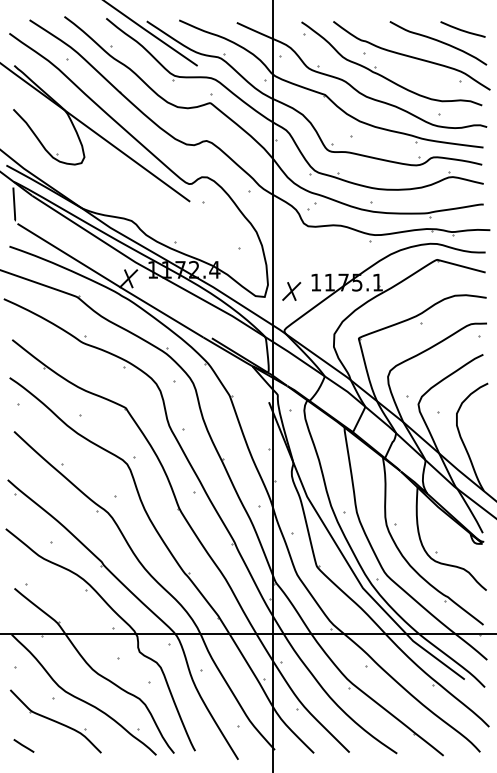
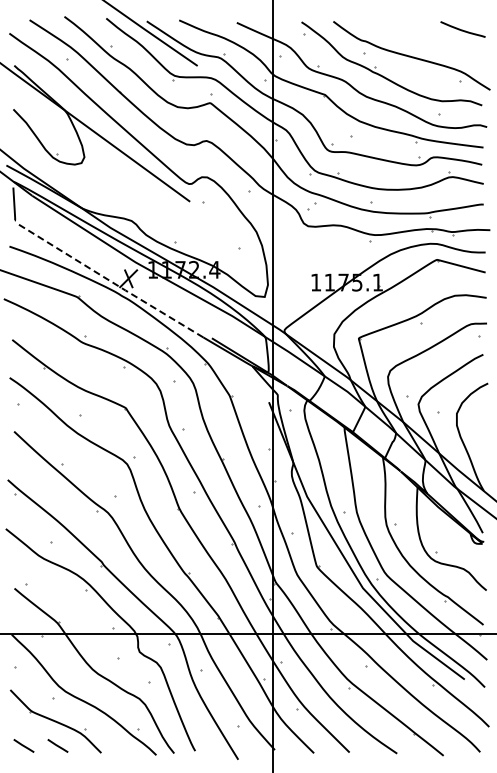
curve: present -> none (439, 42)
line: solid -> dashed (110, 281)
part: present -> none (291, 291)
line: none -> present (57, 745)
